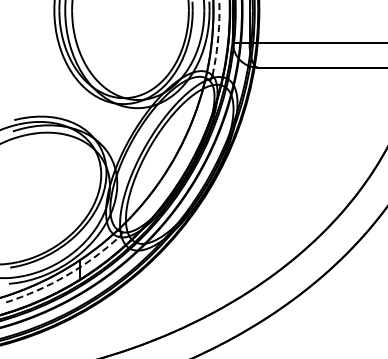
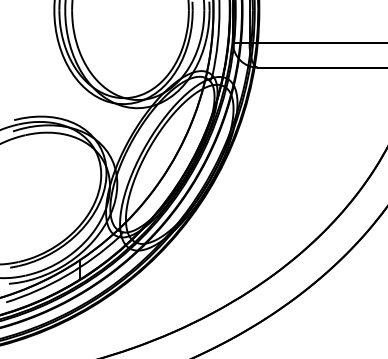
arc: dashed -> solid (218, 38)
arc: dashed -> solid (66, 275)
